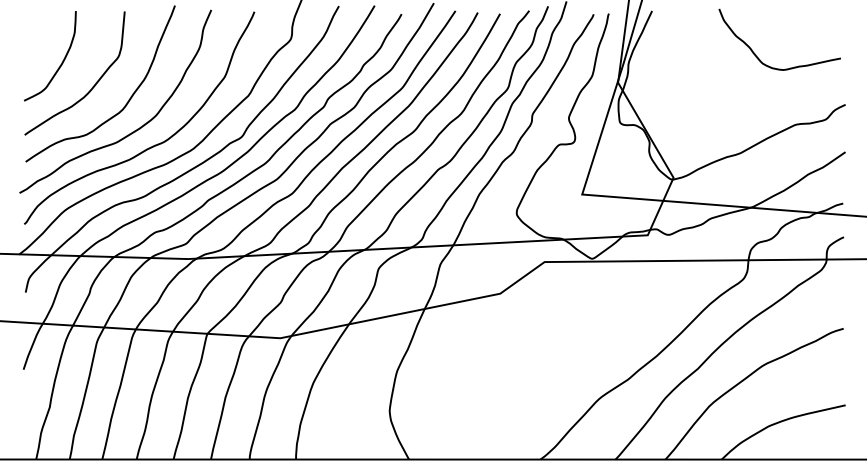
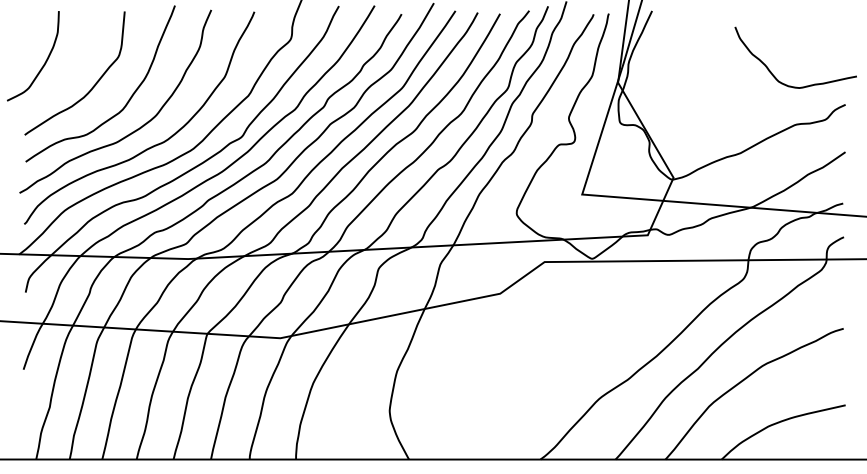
curve position: (759, 58) -> (775, 76) (775, 76)
curve position: (61, 62) -> (44, 62) (44, 62)
